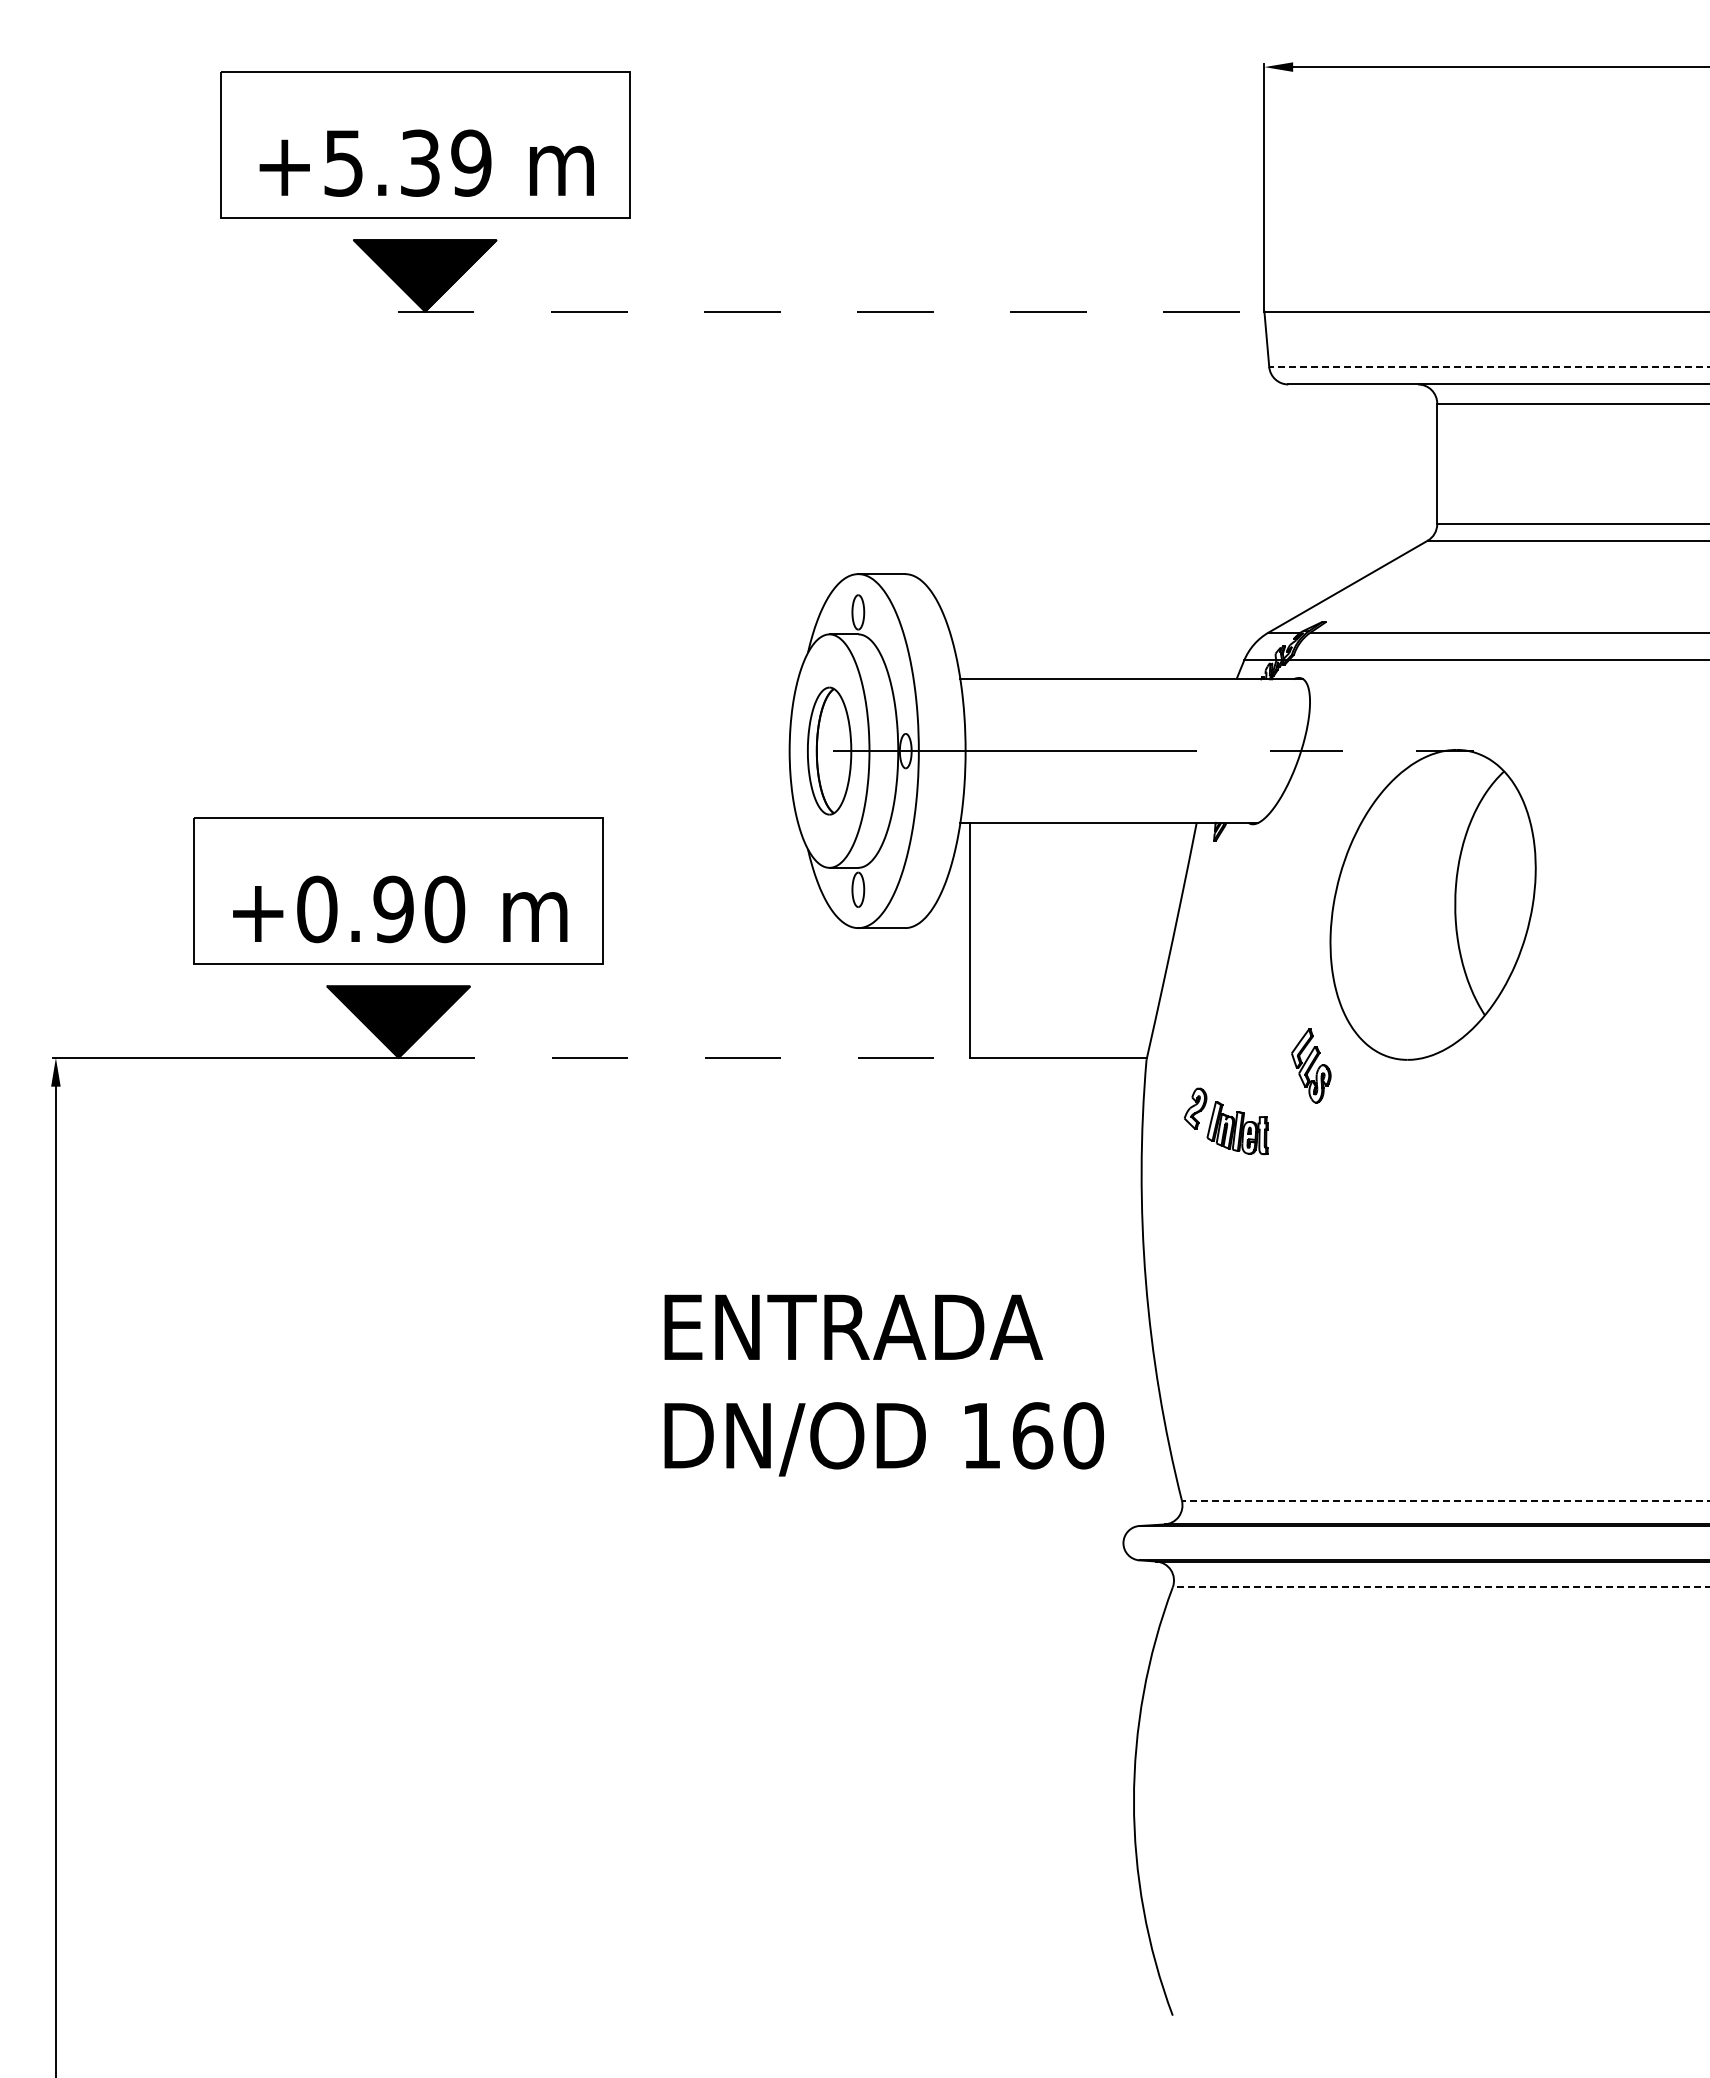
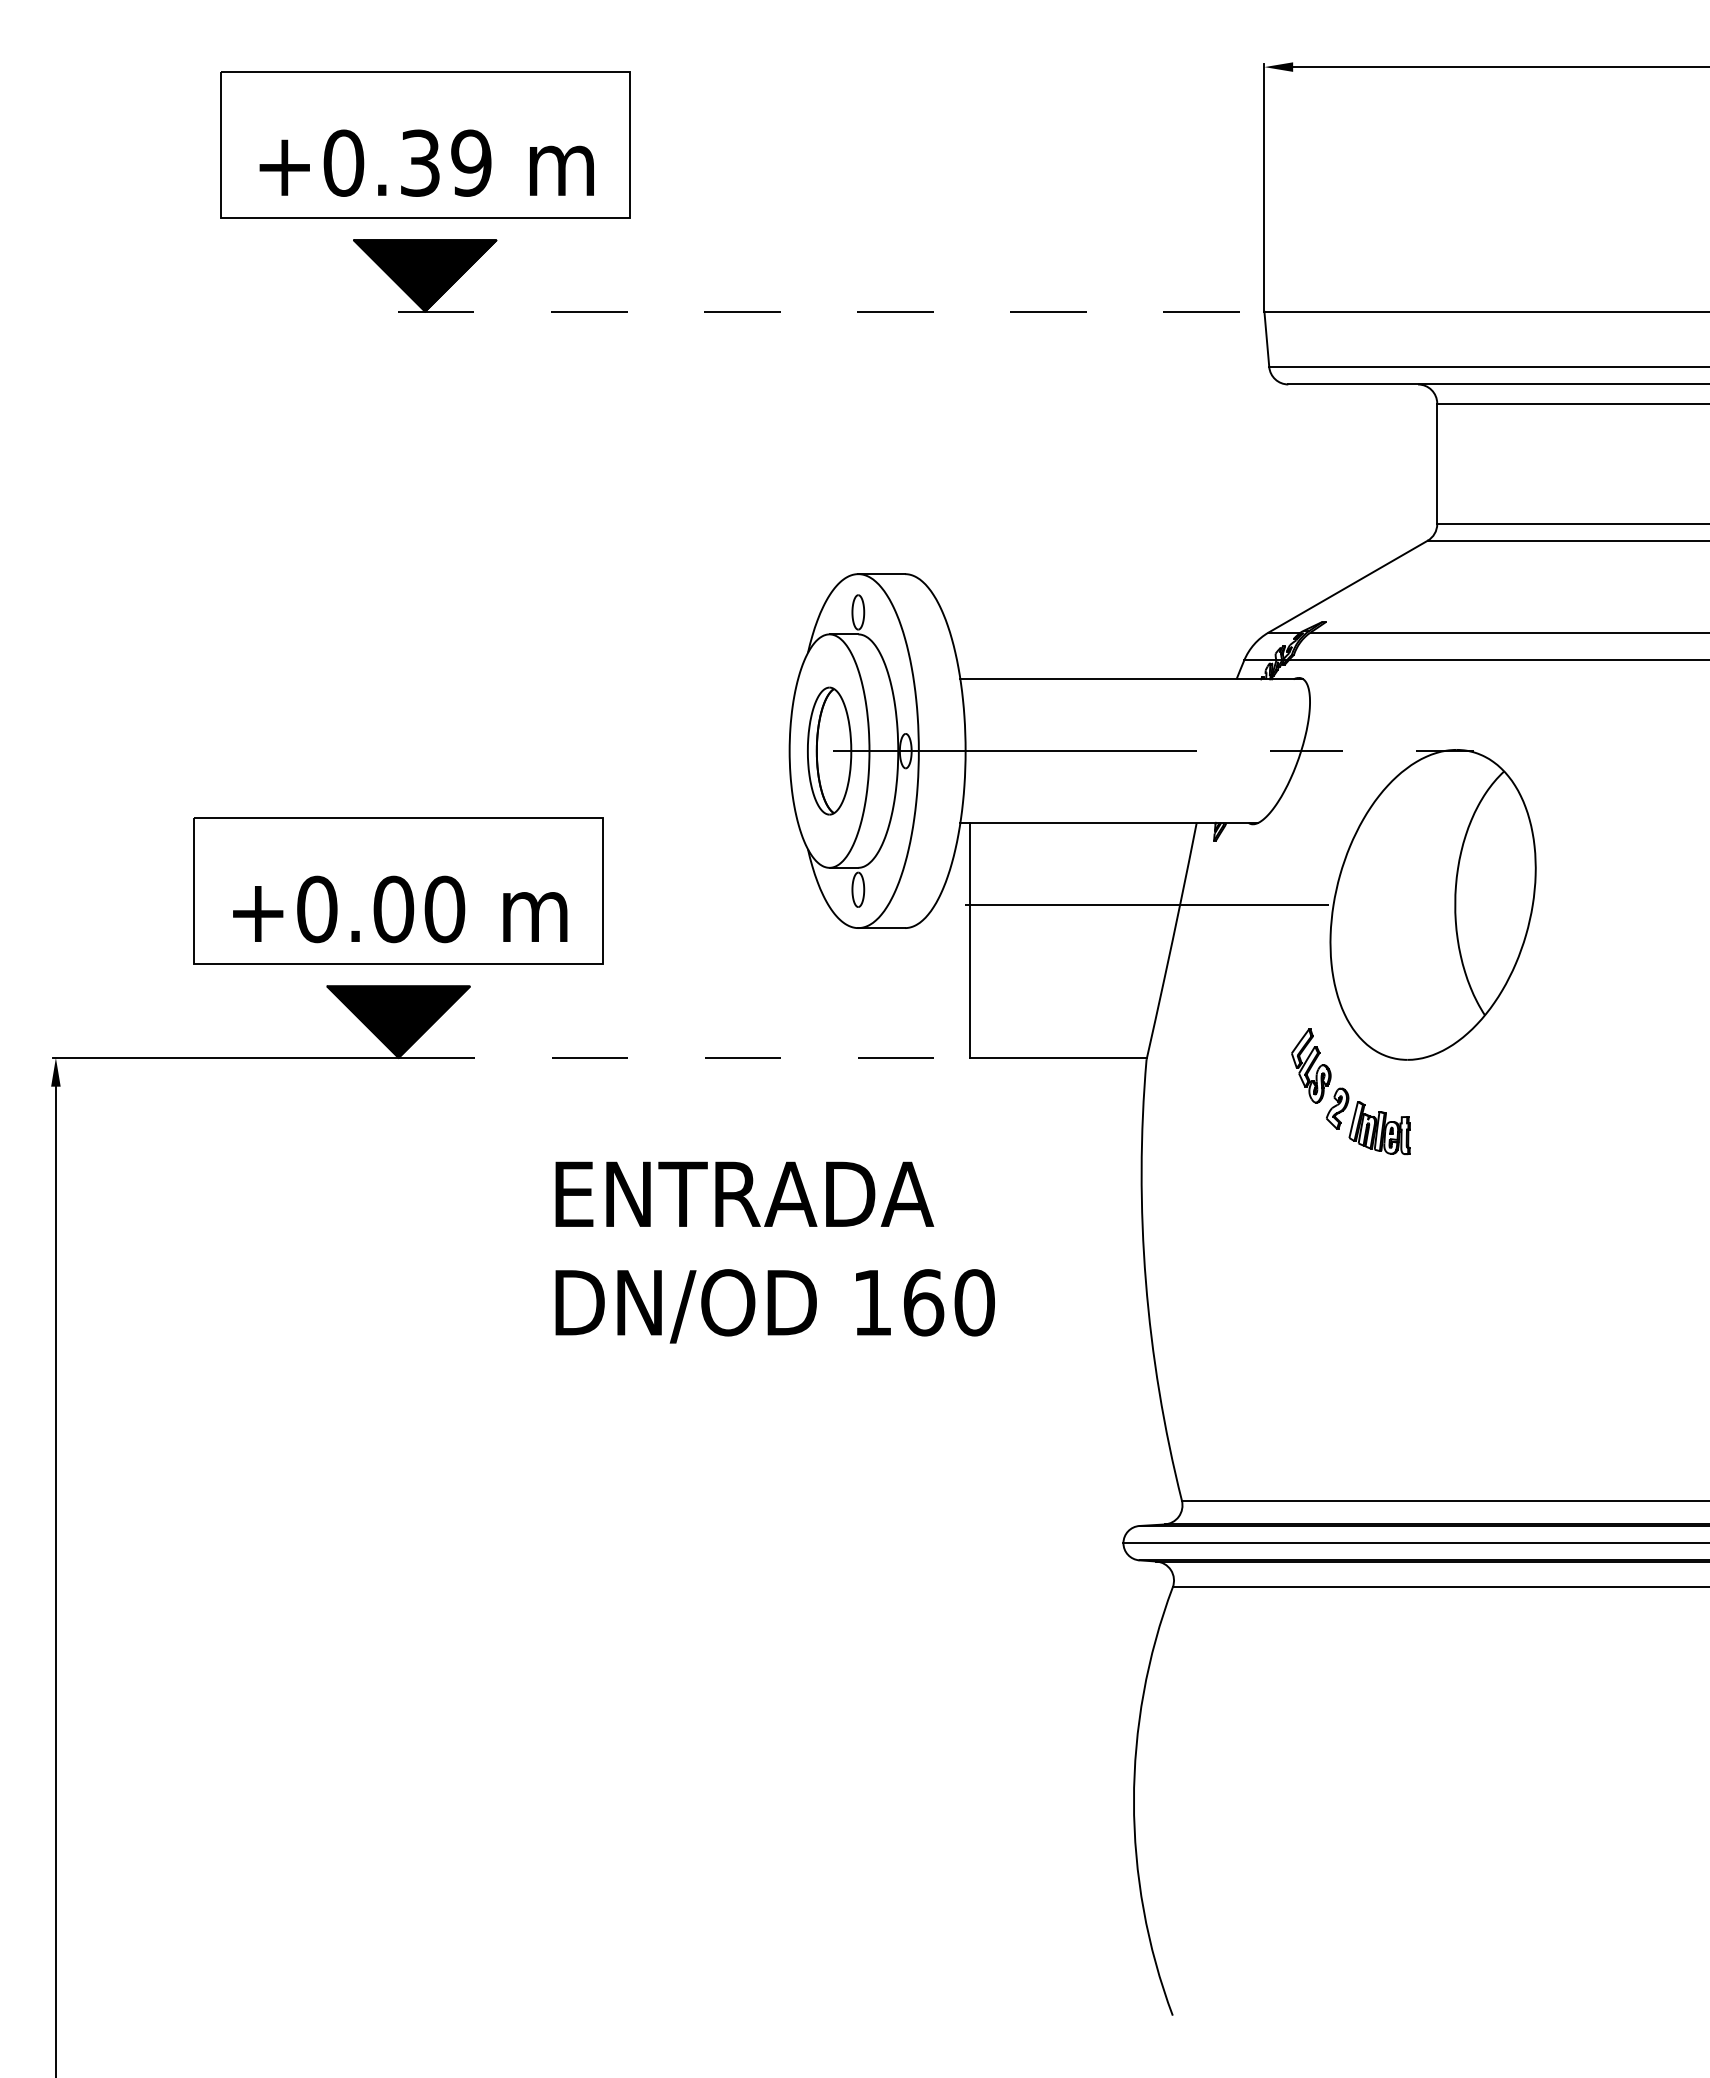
text: +5.39 -> +0.39 (343, 162)
line: dashed -> solid (1489, 367)
line: none -> present (1167, 904)
text: +0.90 -> +0.00 (393, 909)
part position: (1226, 1121) -> (1368, 1121) (1368, 1121)
text position: (883, 1385) -> (774, 1252) (774, 1252)
line: dashed -> solid (1445, 1500)
line: none -> present (1414, 1543)
line: dashed -> solid (1440, 1587)
